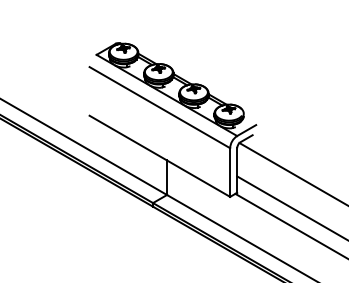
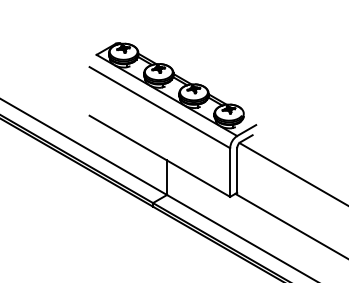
line: present -> none (291, 207)
